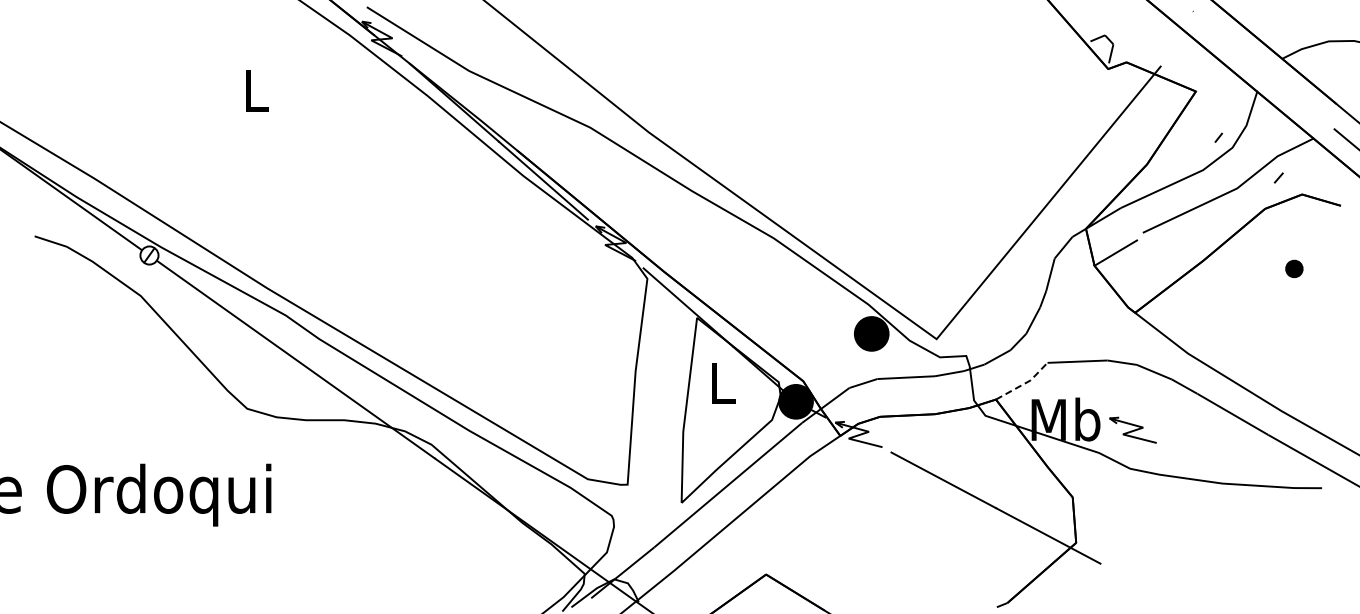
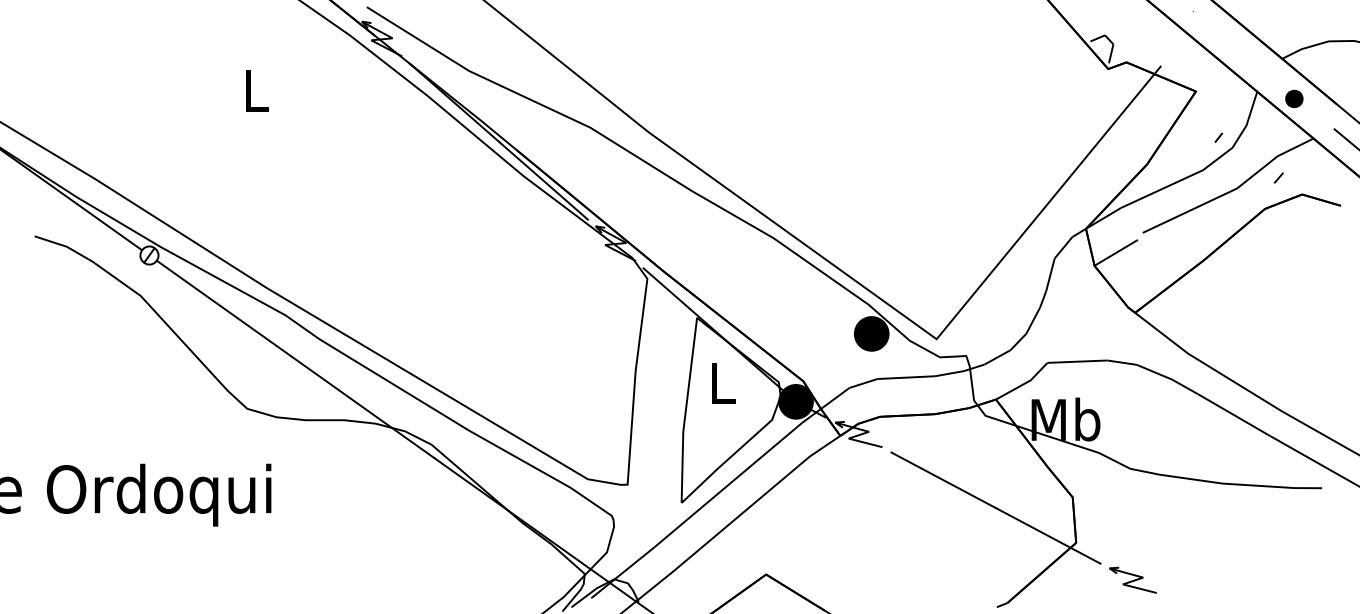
part position: (1294, 268) -> (1294, 98) (1294, 98)
line: dashed -> solid (1024, 383)
part position: (1132, 429) -> (1132, 579) (1132, 579)
